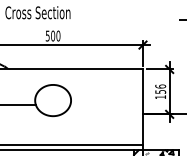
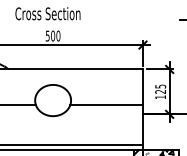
text position: (37, 12) -> (47, 13) (47, 13)
text: 156 -> 125 (160, 88)
line: none -> present (106, 105)
